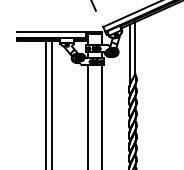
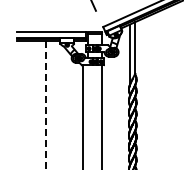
line: present -> none (52, 103)
line: solid -> dashed (46, 105)
line position: (88, 115) -> (83, 115) (83, 115)
